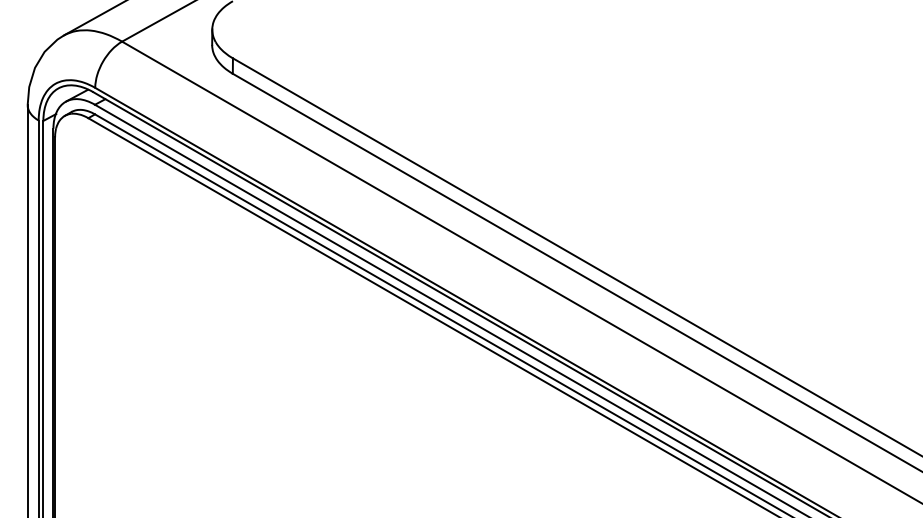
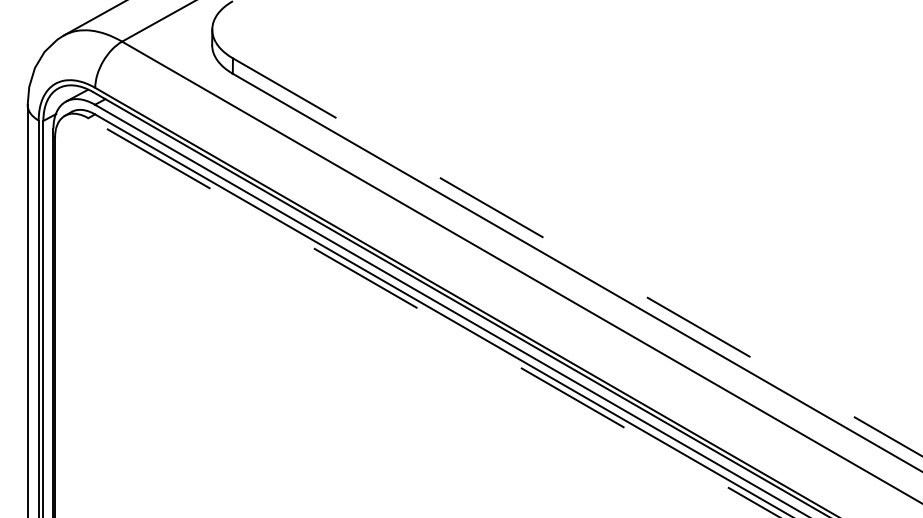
line: solid -> dashed (577, 257)
line: solid -> dashed (434, 318)
